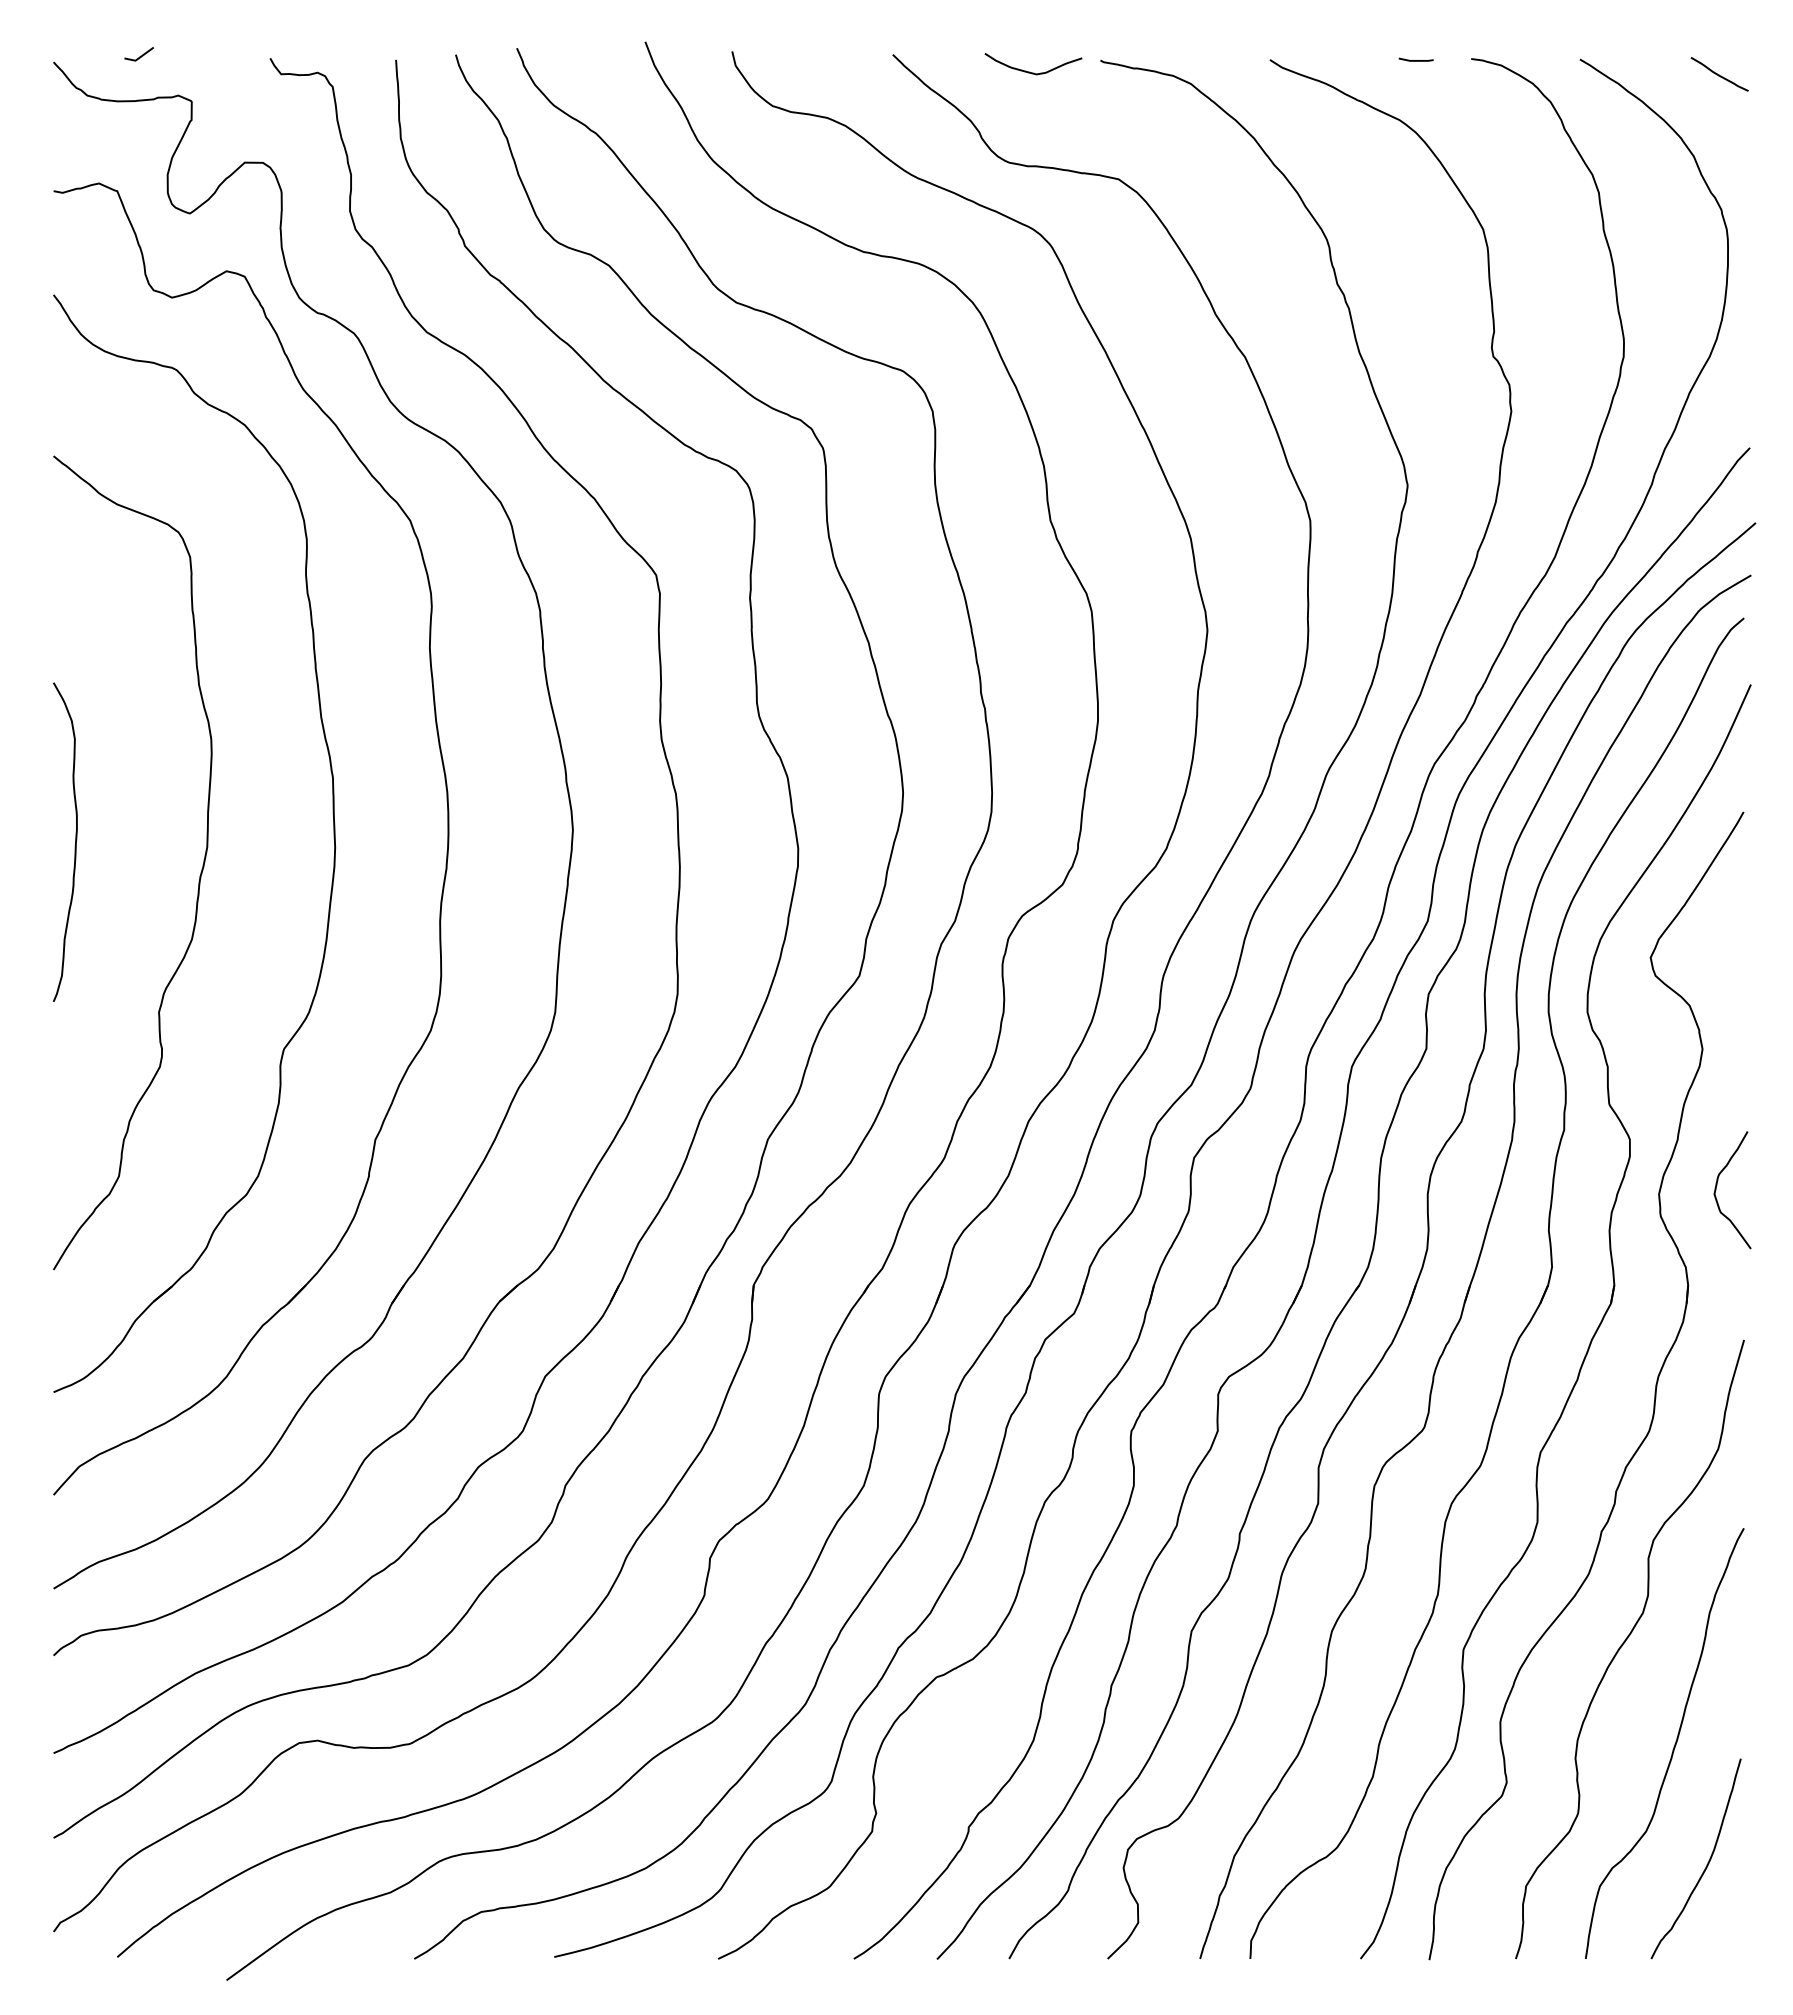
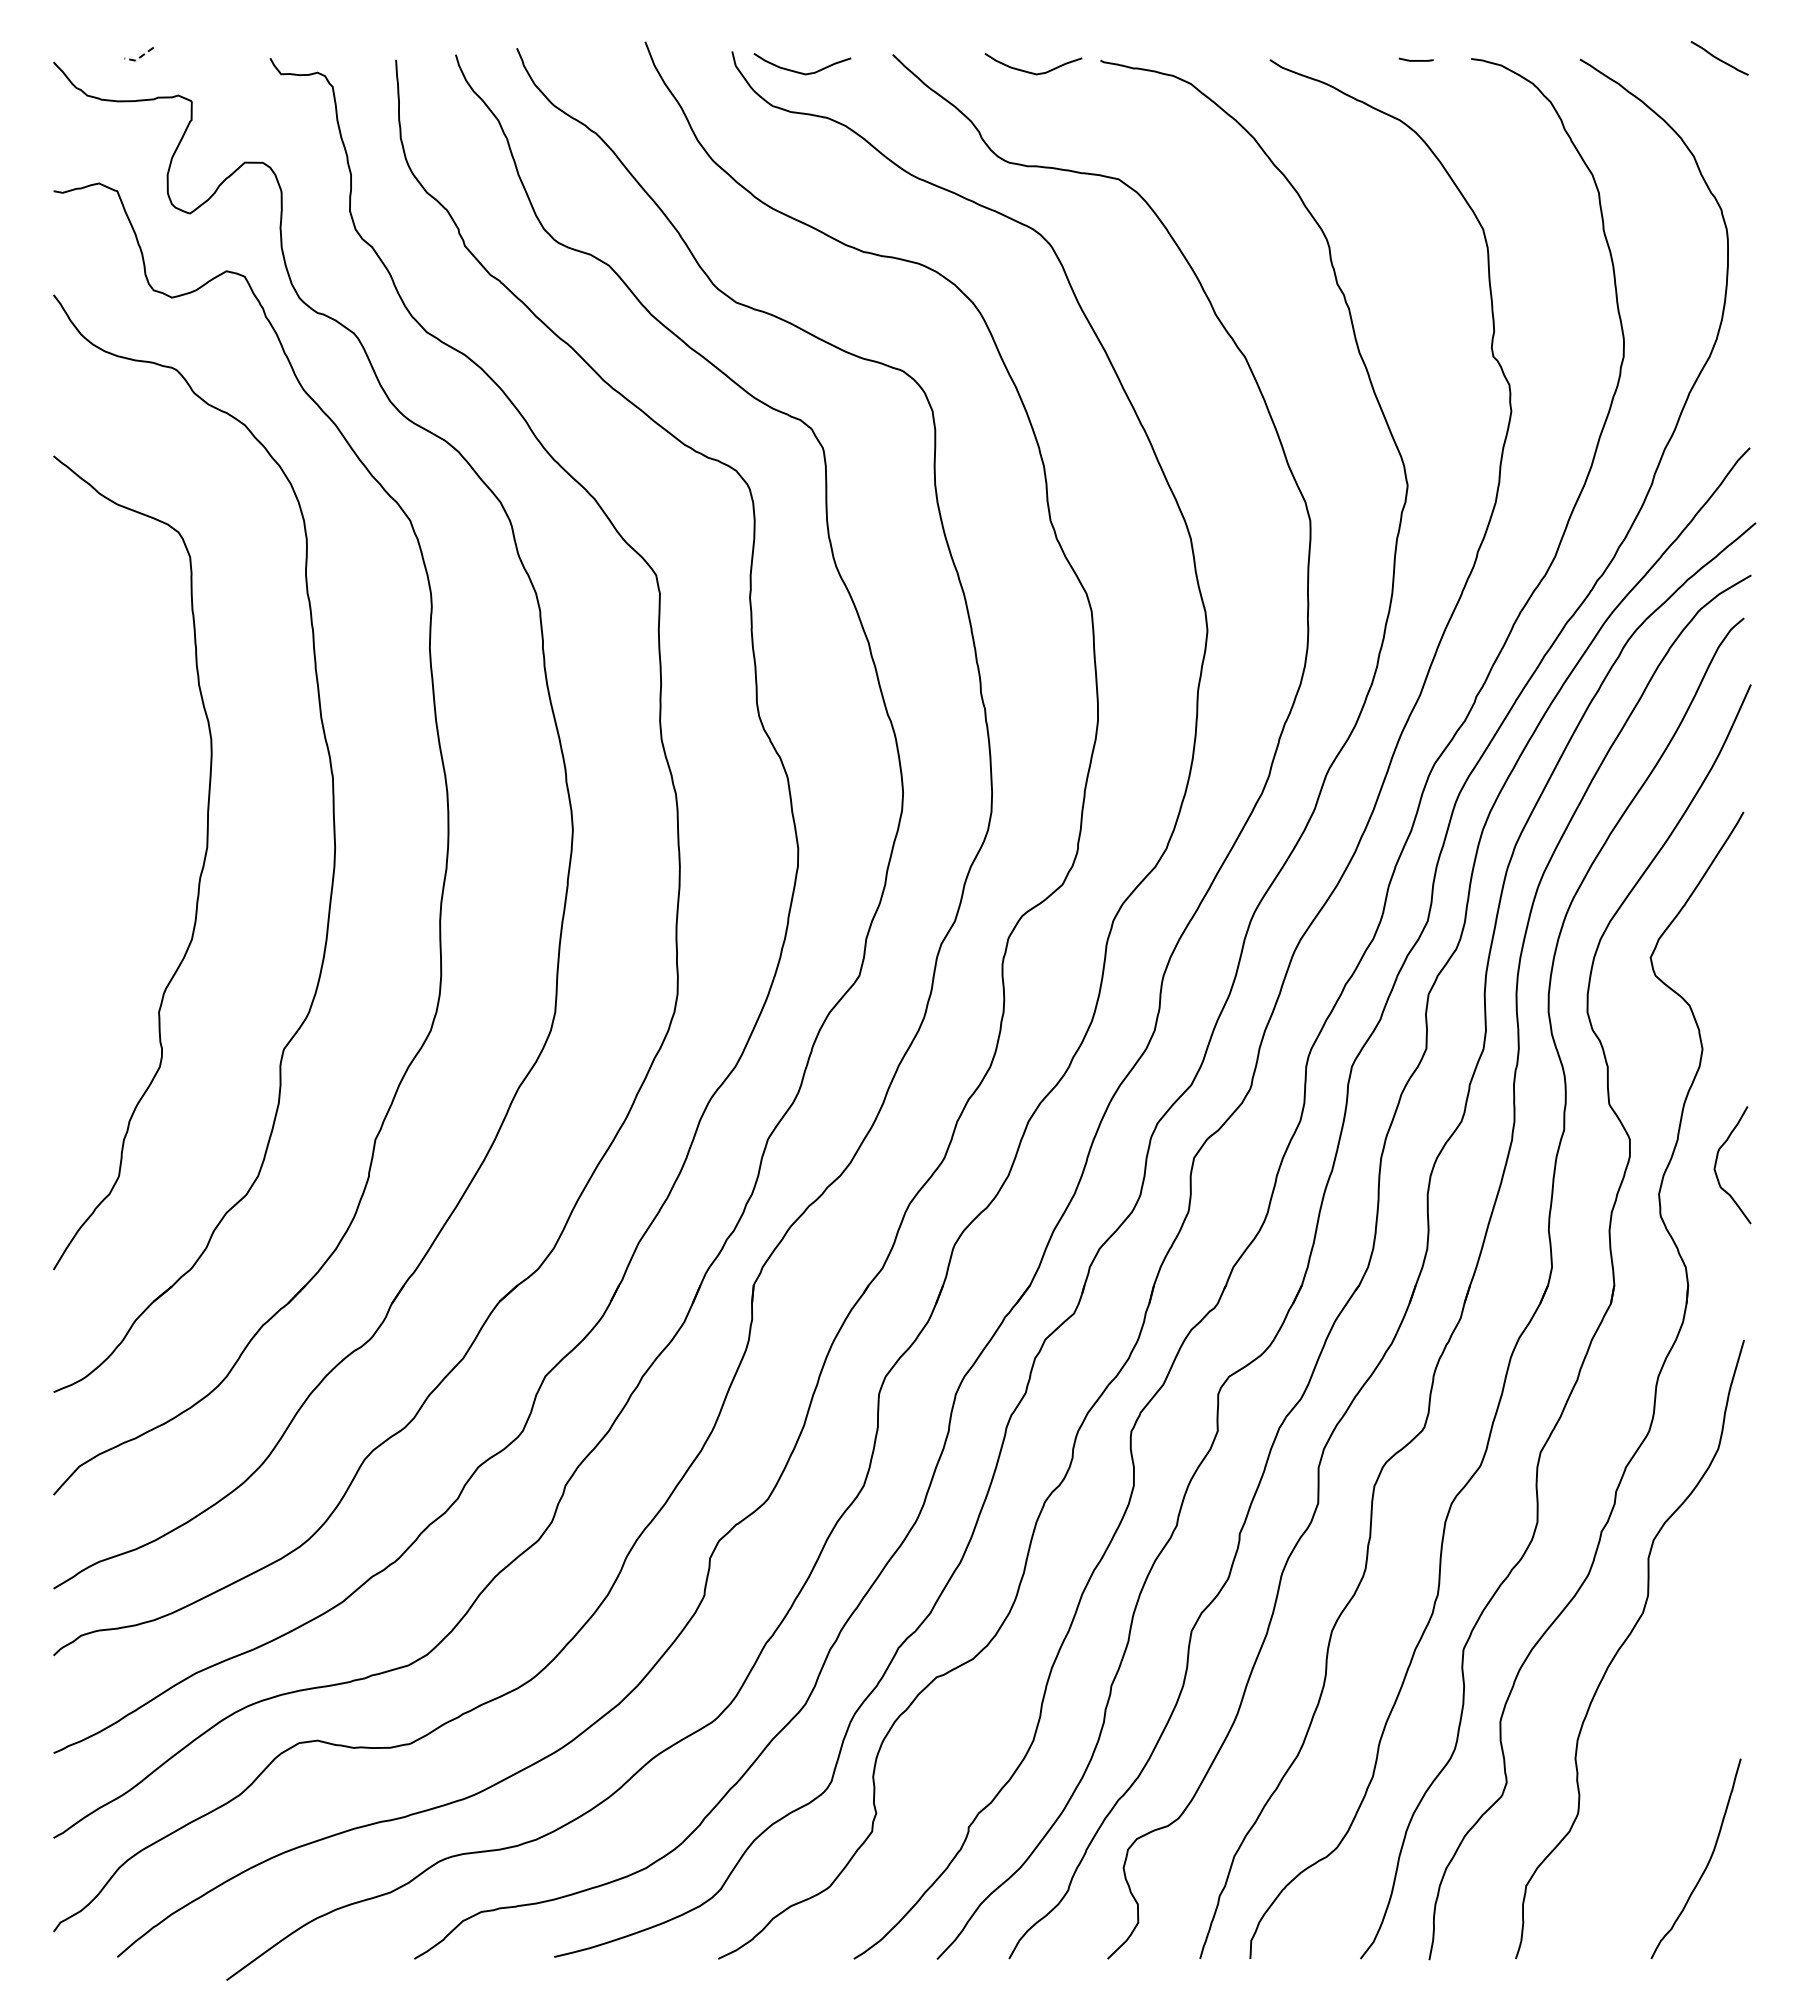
line: solid -> dashed (139, 57)
curve: none -> present (802, 72)
curve position: (1719, 74) -> (1719, 58) (1719, 58)
curve: present -> none (75, 841)
curve position: (1717, 1185) -> (1717, 1160) (1717, 1160)
curve: present -> none (1673, 1746)
